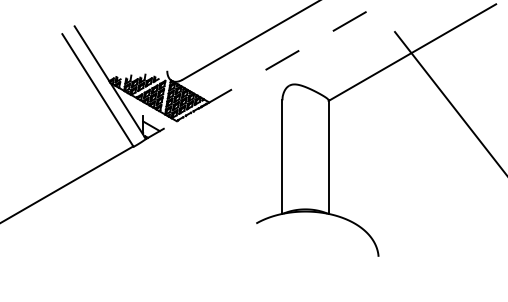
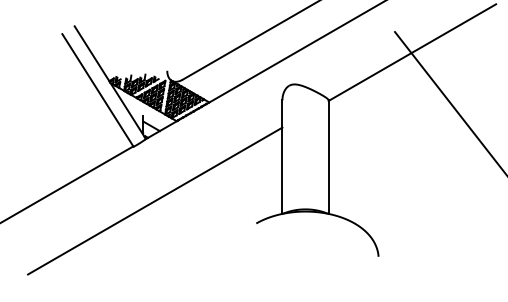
line: dashed -> solid (265, 70)
line: none -> present (155, 200)
